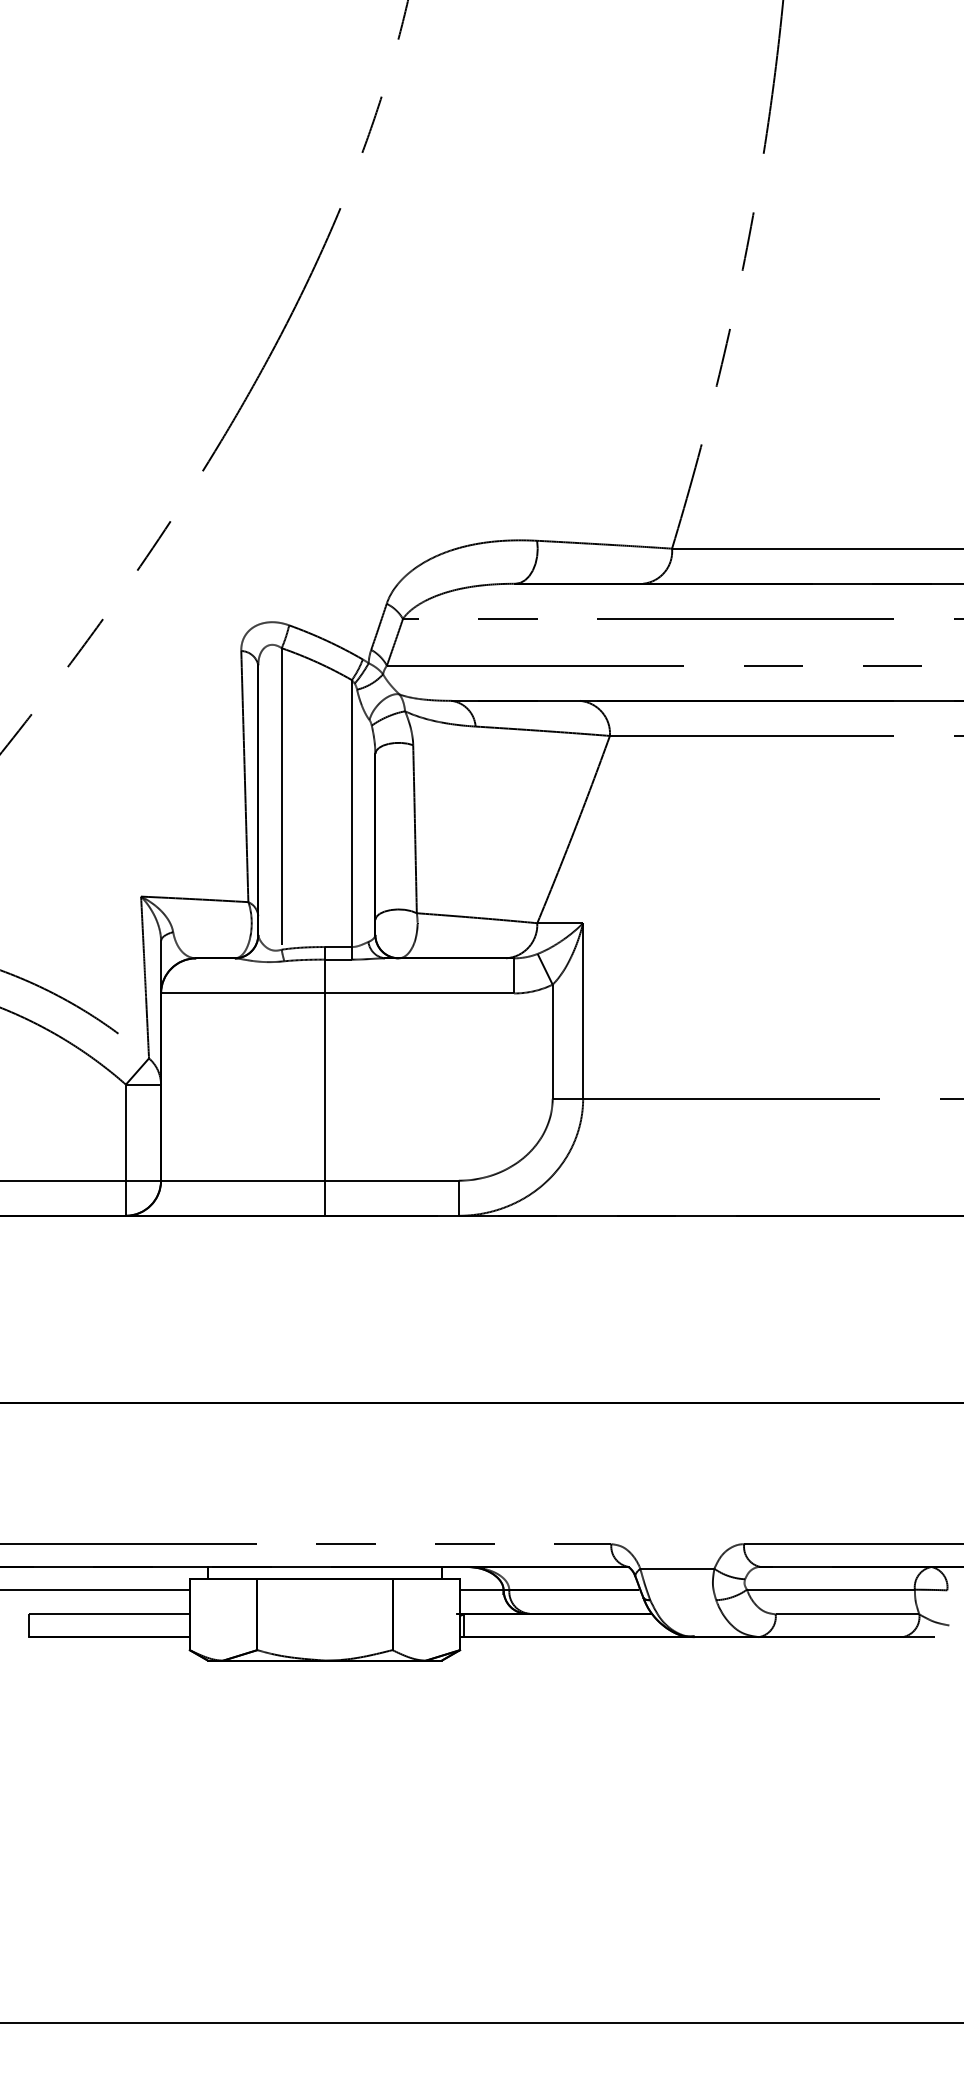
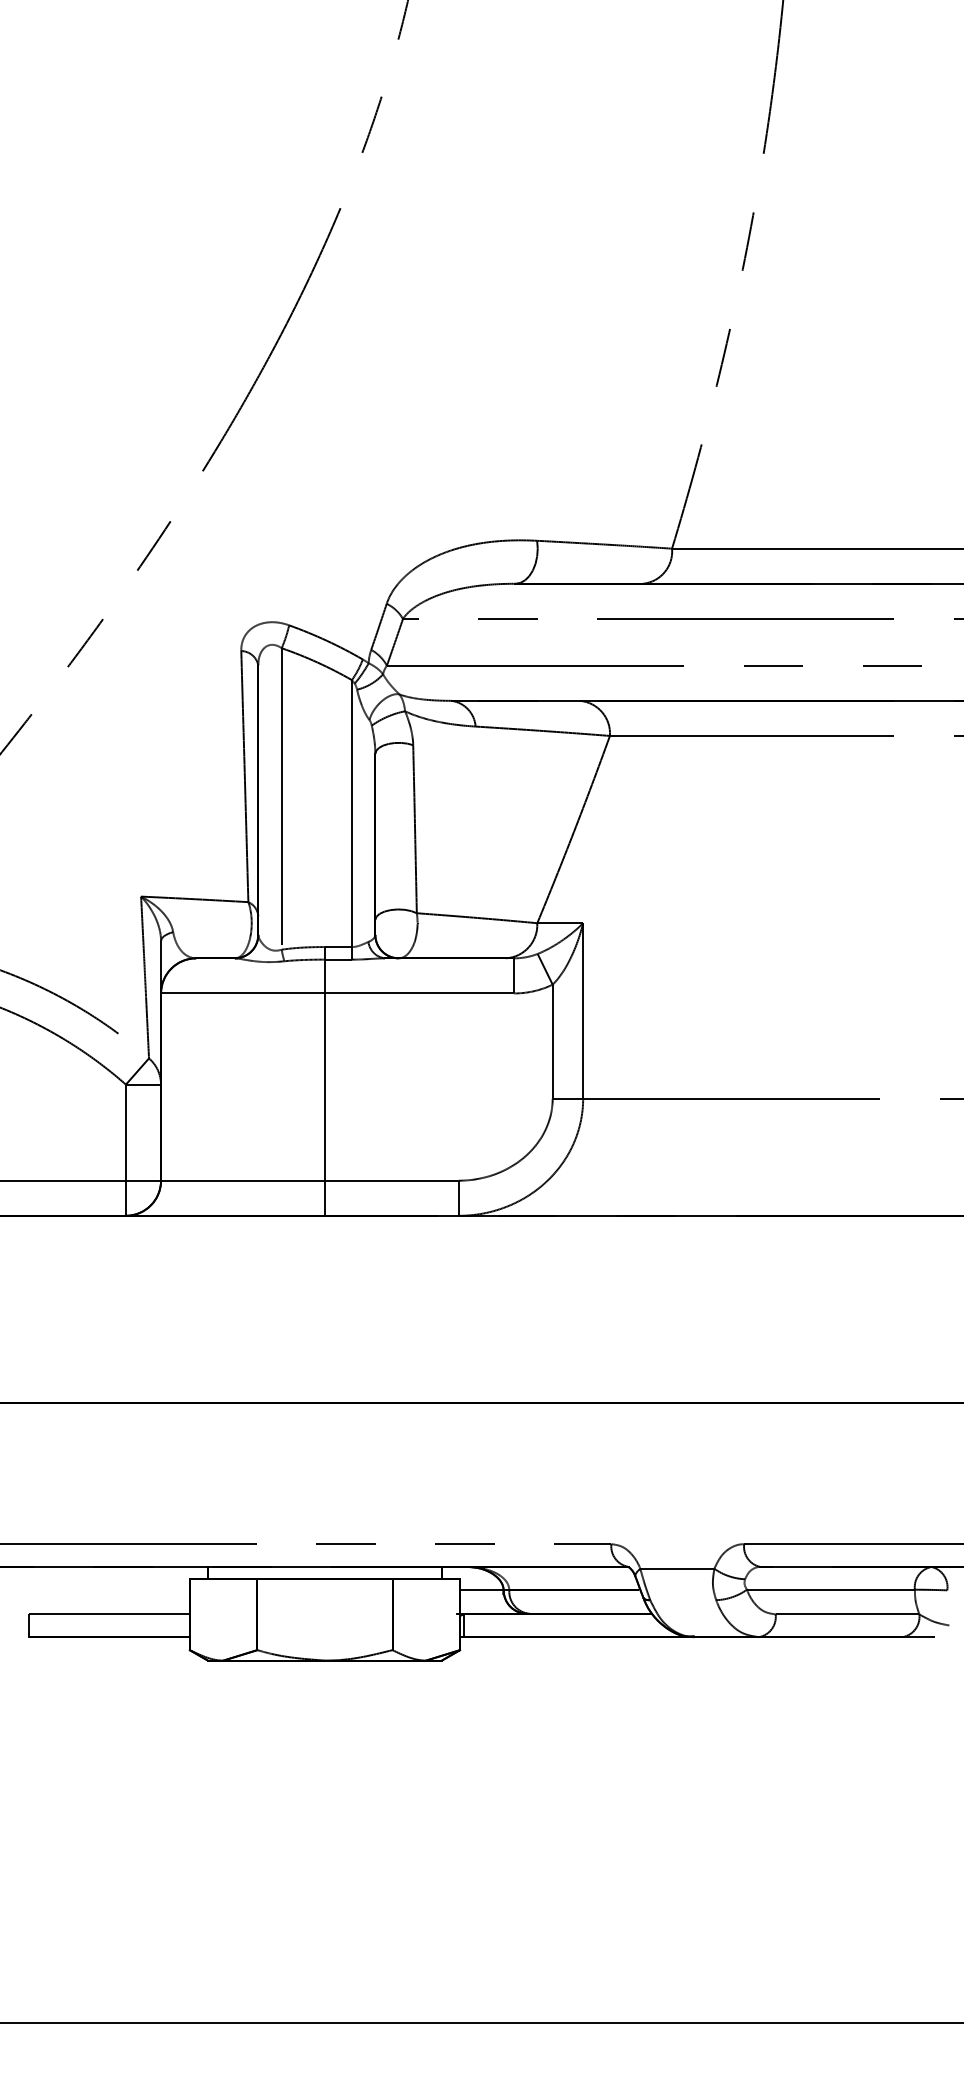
line: present -> none (95, 1589)
